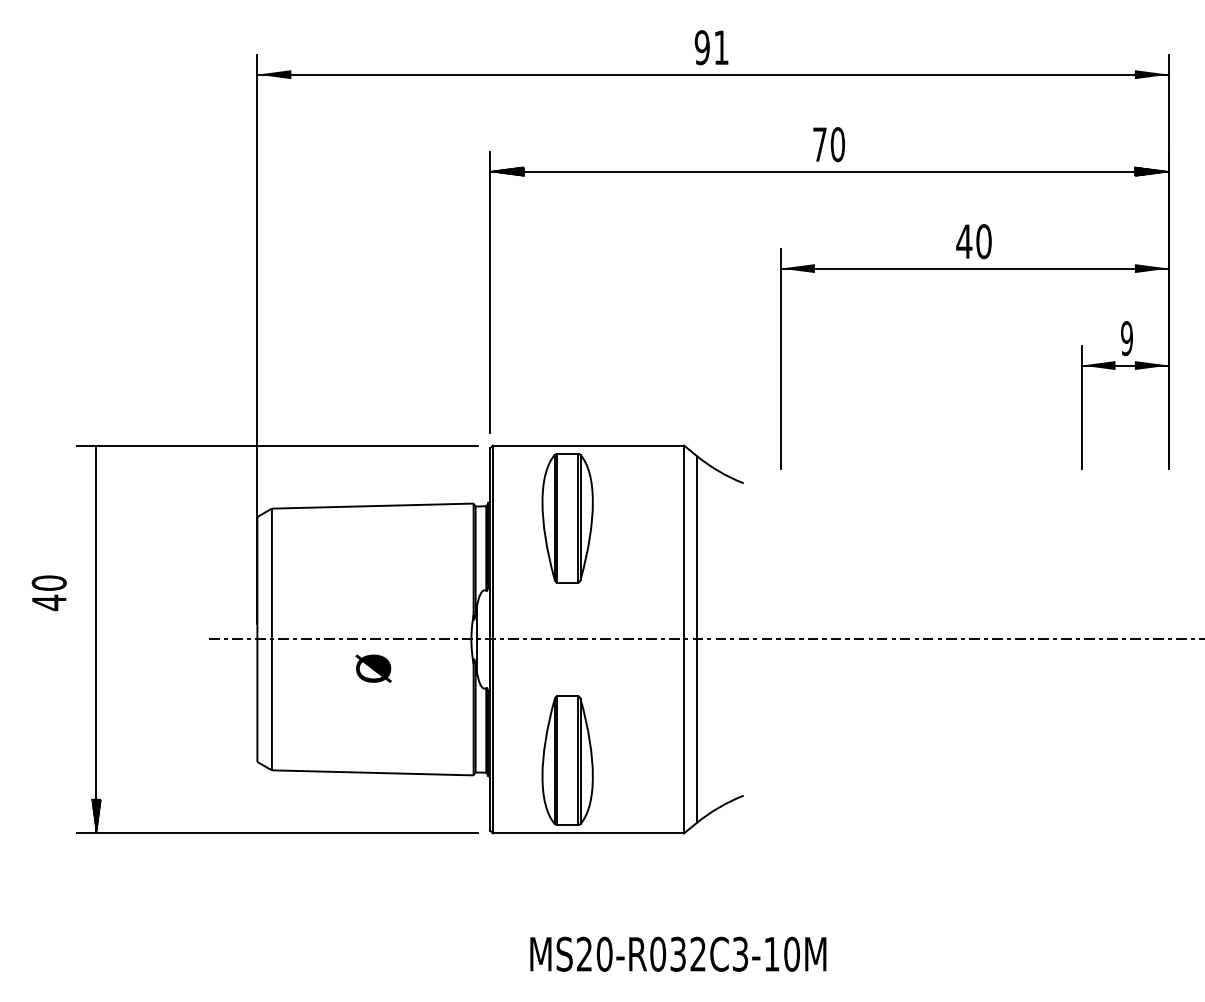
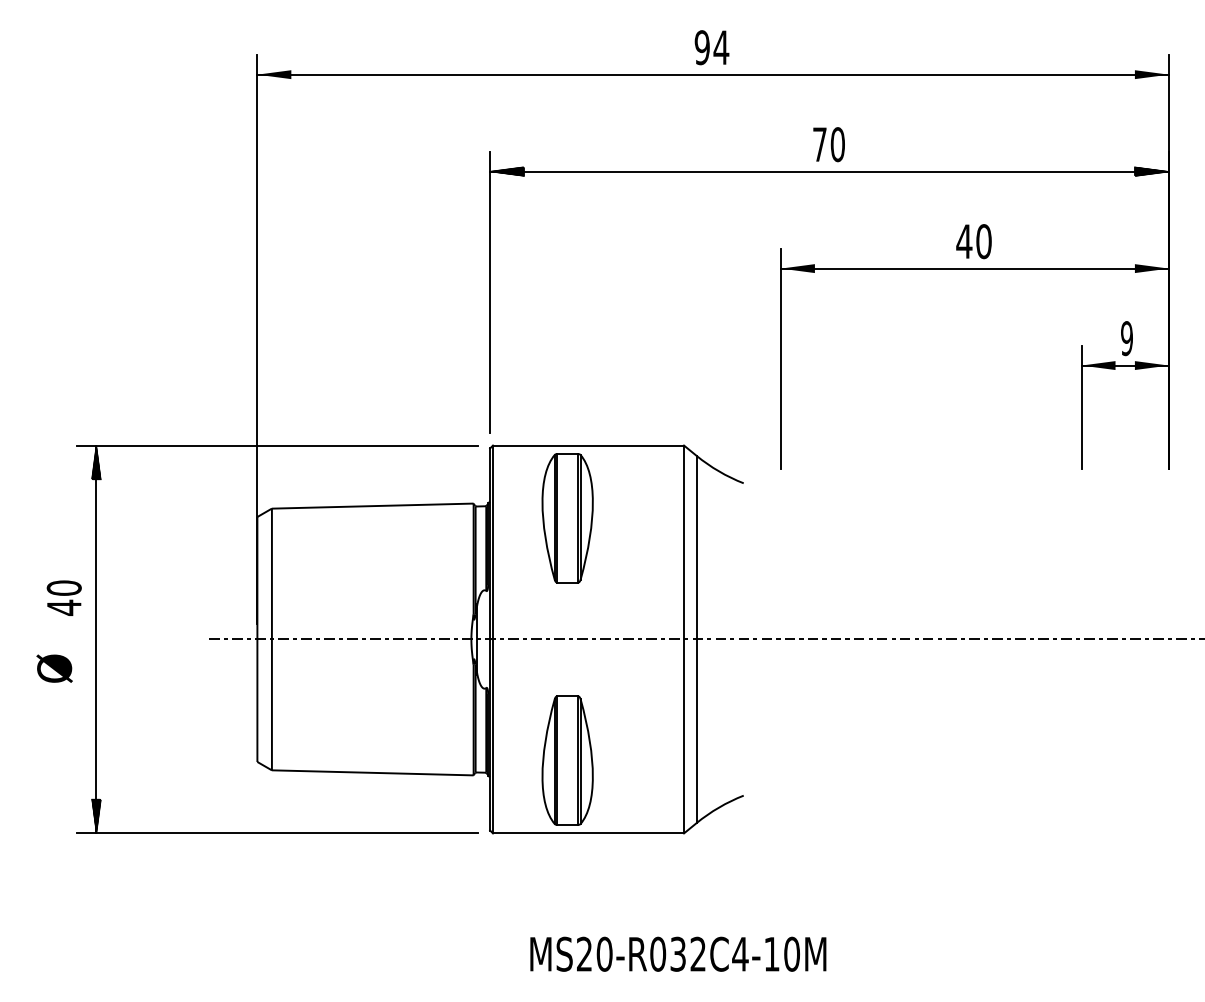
text: 91 -> 94 (721, 47)
hatch: none -> present (95, 462)
text position: (48, 592) -> (63, 597) (63, 597)
text position: (373, 668) -> (54, 668) (54, 668)
text: MS20-R032C3-10M -> MS20-R032C4-10M (740, 953)
